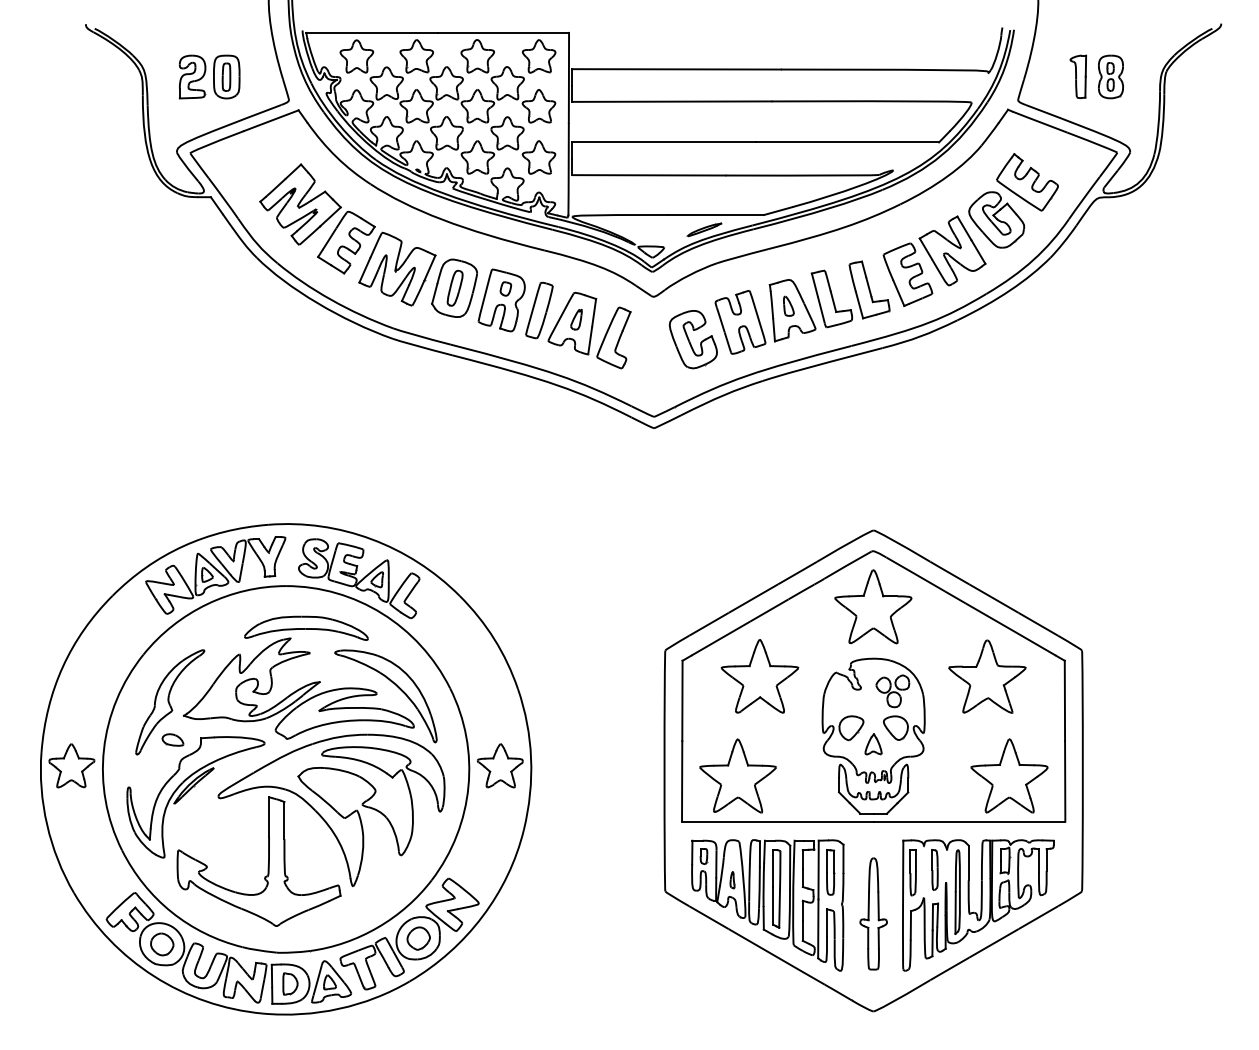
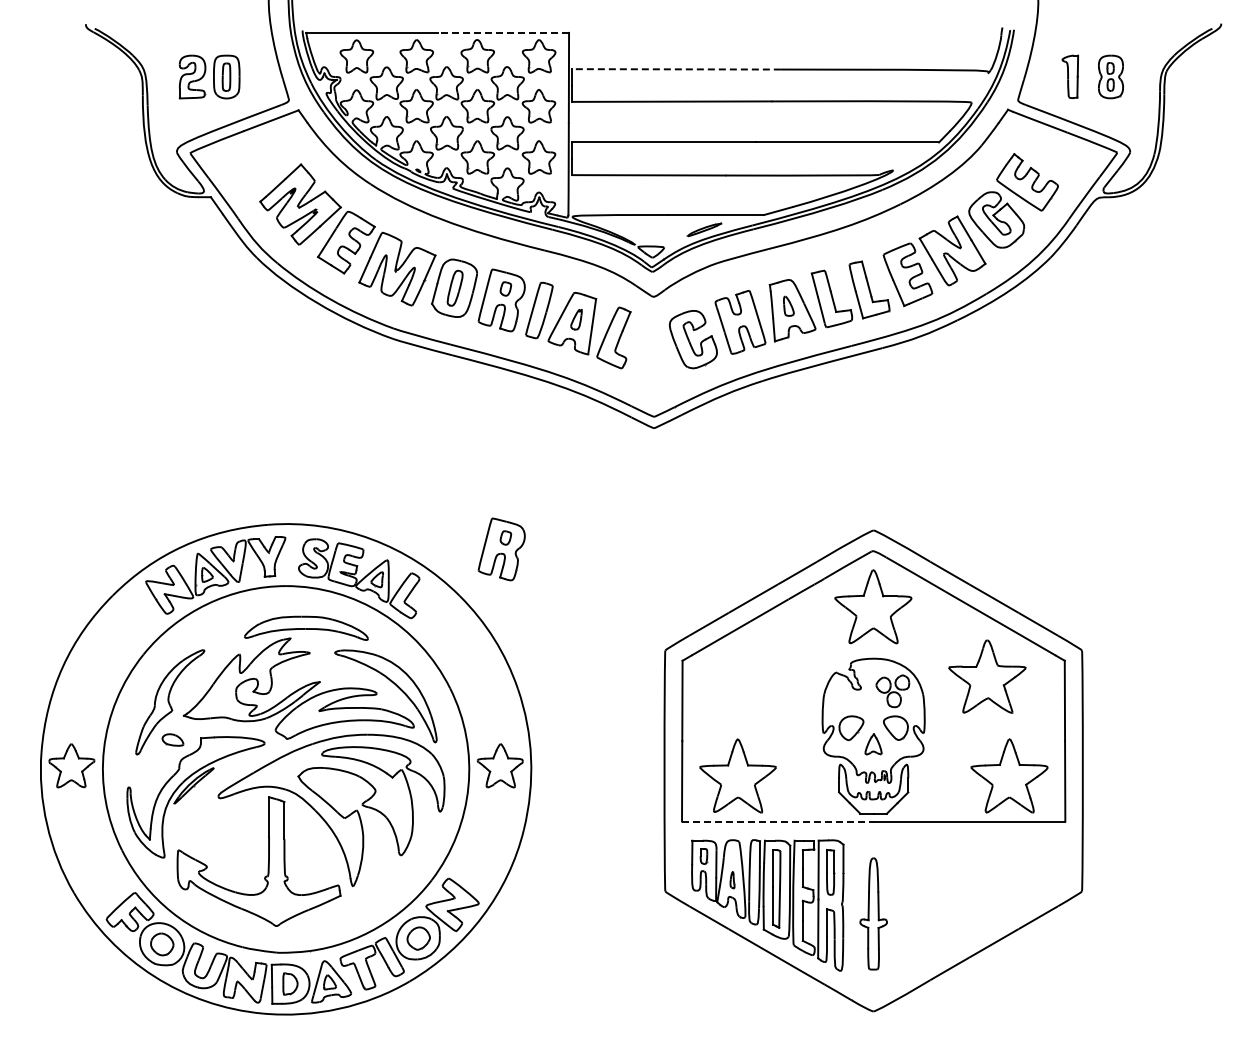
line: solid -> dashed (503, 32)
line: solid -> dashed (676, 69)
part position: (1078, 76) -> (1070, 76) (1070, 76)
part: none -> present (501, 549)
part: present -> none (759, 676)
line: solid -> dashed (777, 821)
part: present -> none (978, 905)
